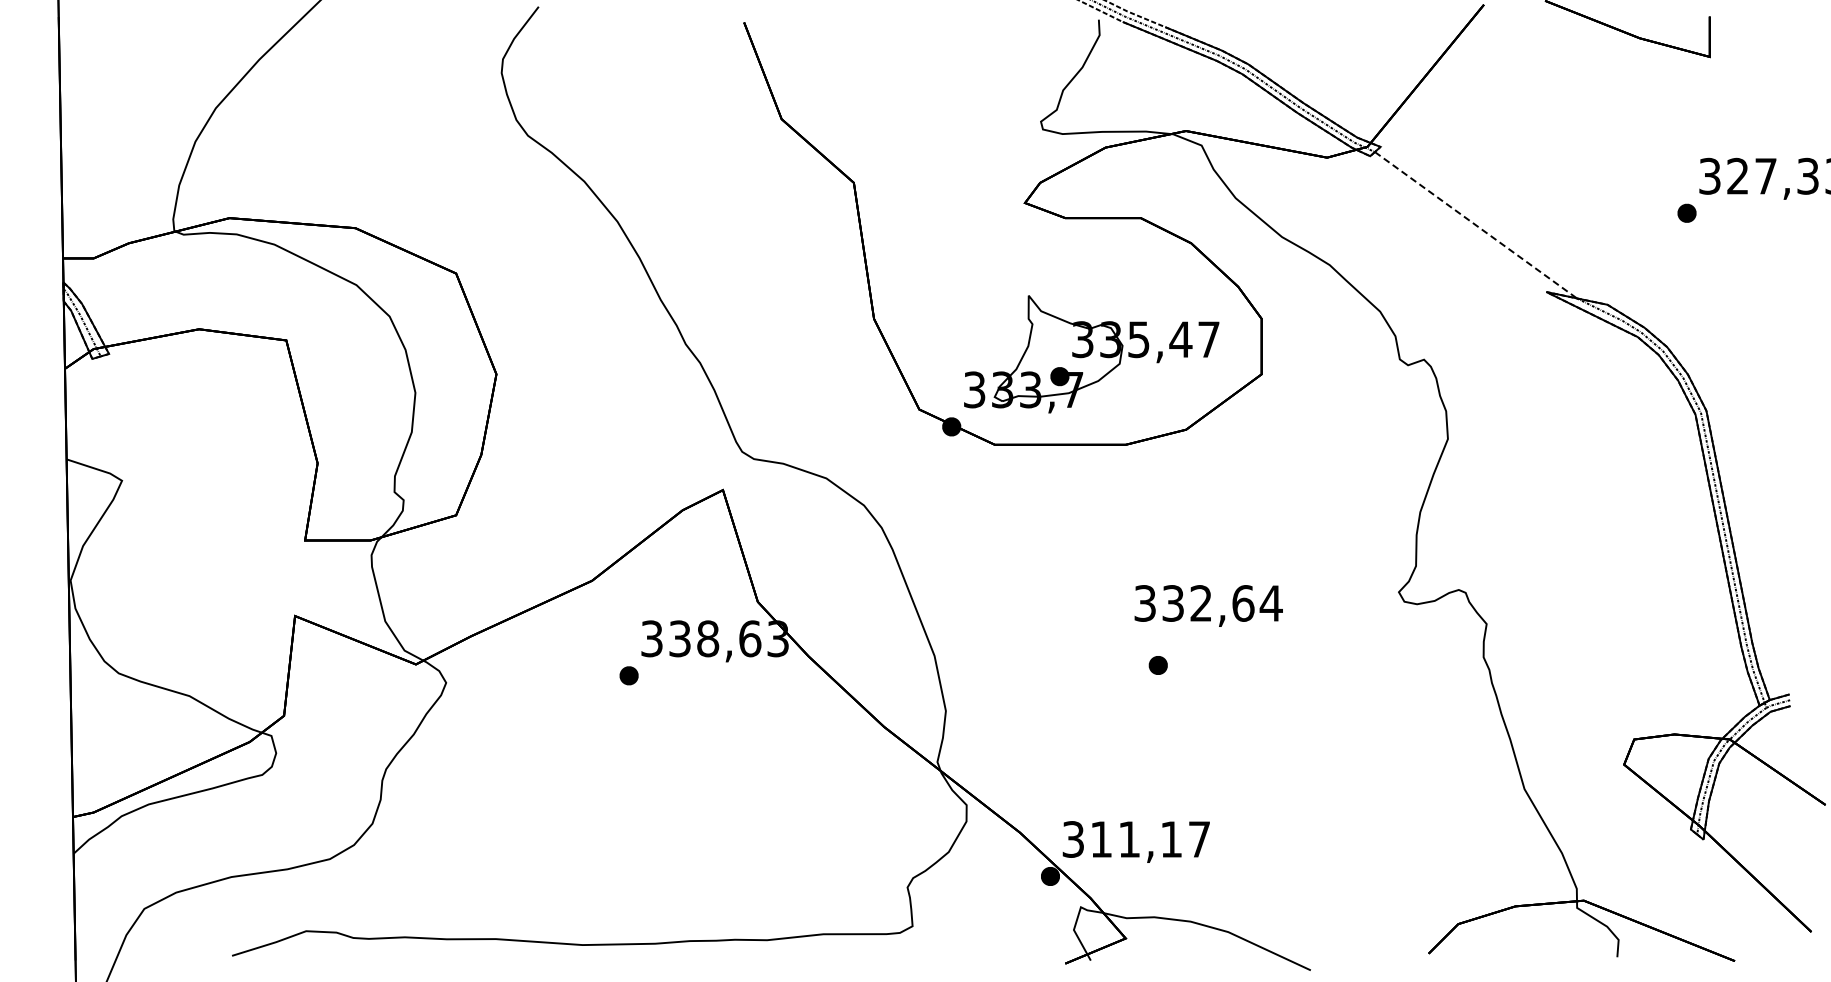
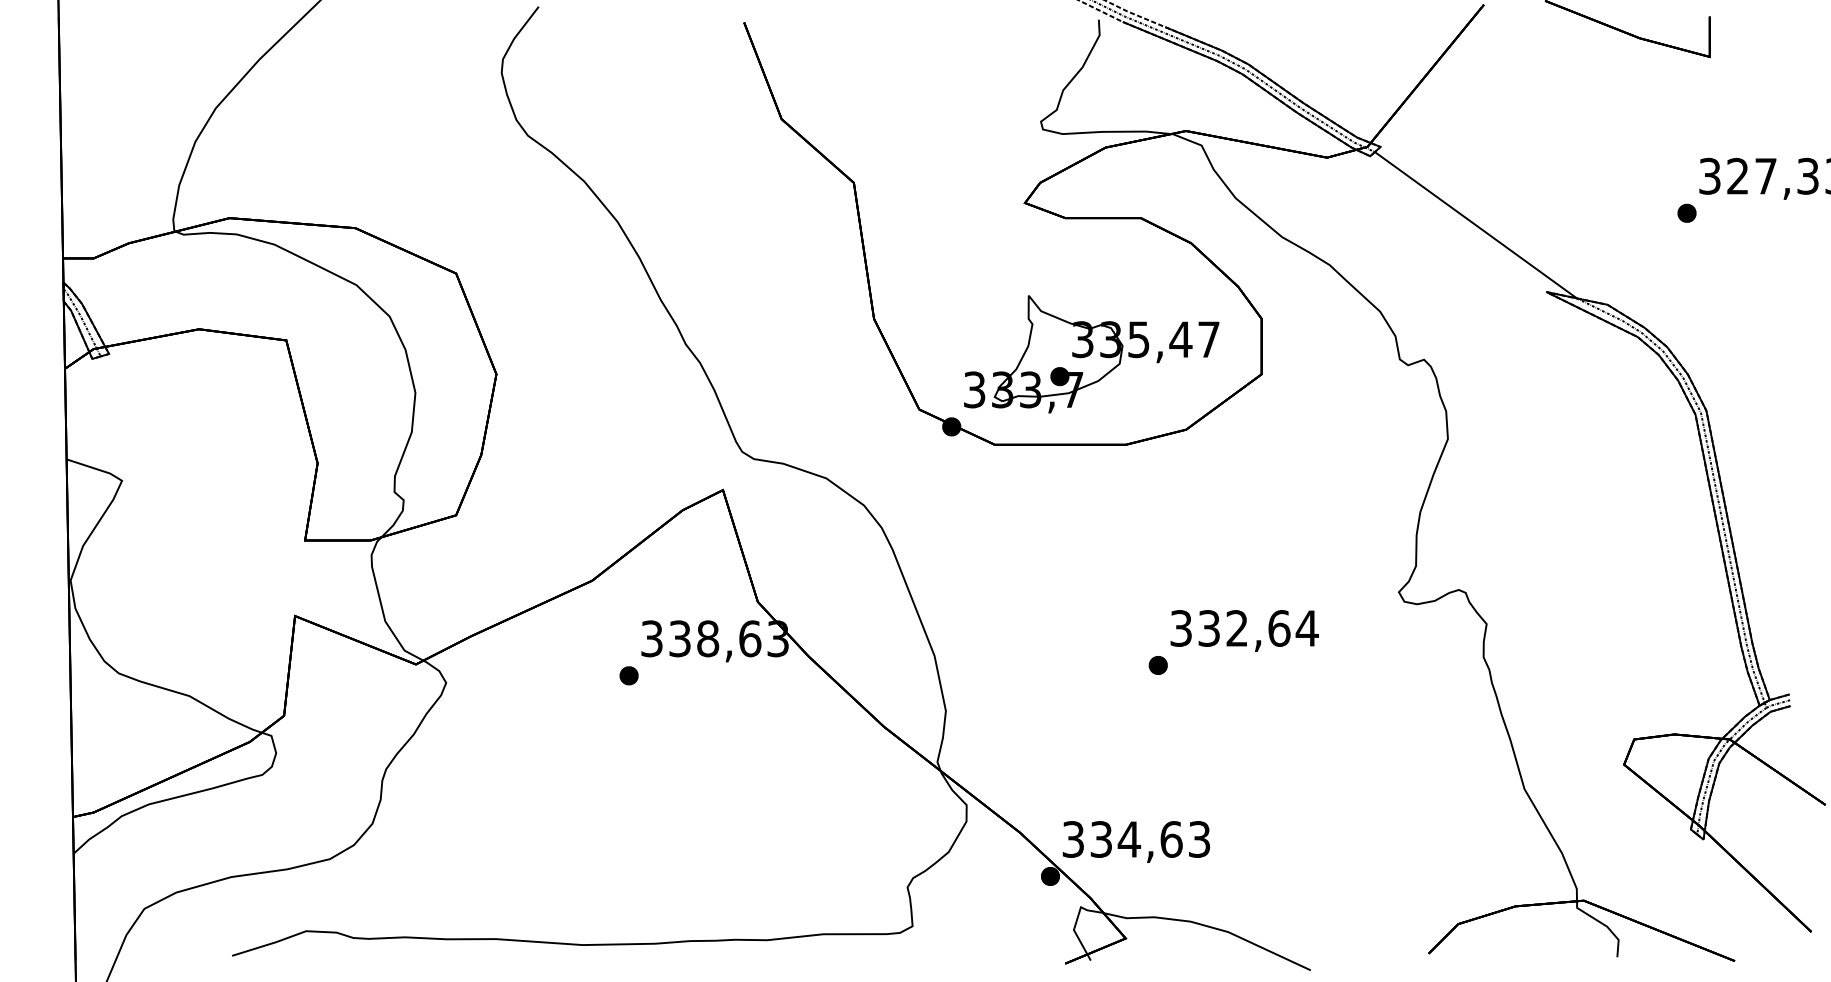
line: dashed -> solid (1475, 225)
text position: (1208, 605) -> (1244, 630) (1244, 630)
text: 311,17 -> 334,63 (1150, 839)
